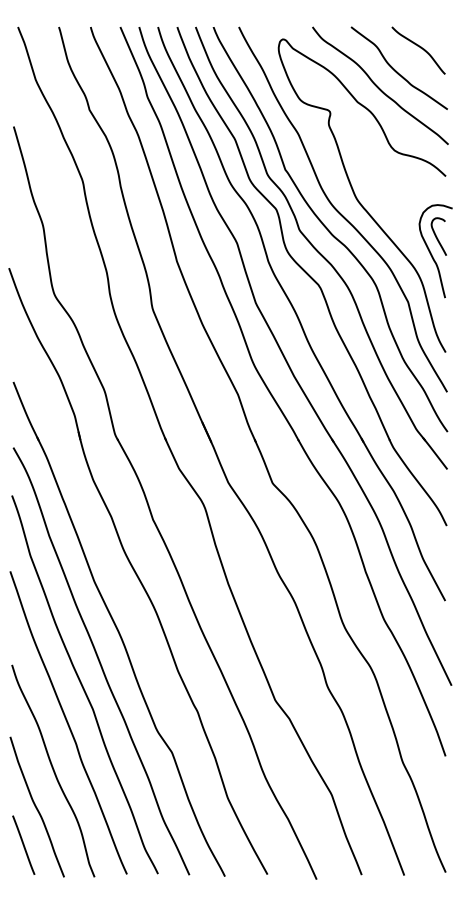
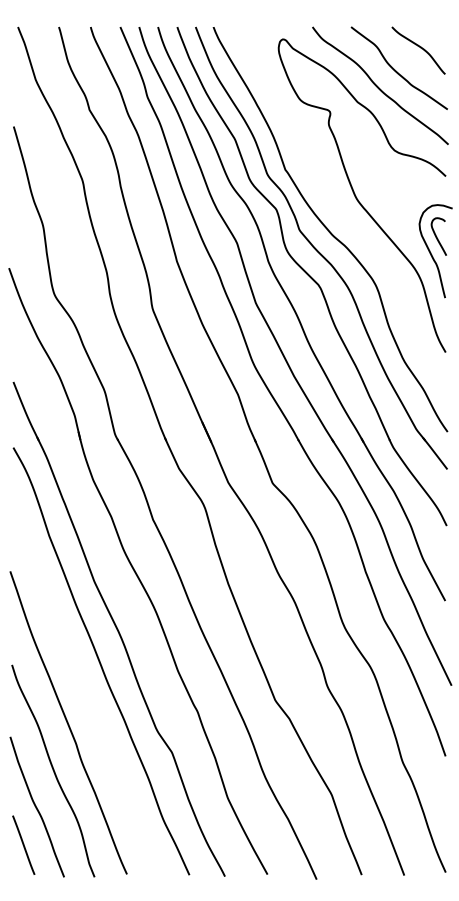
curve: present -> none (339, 211)
curve: present -> none (83, 685)
